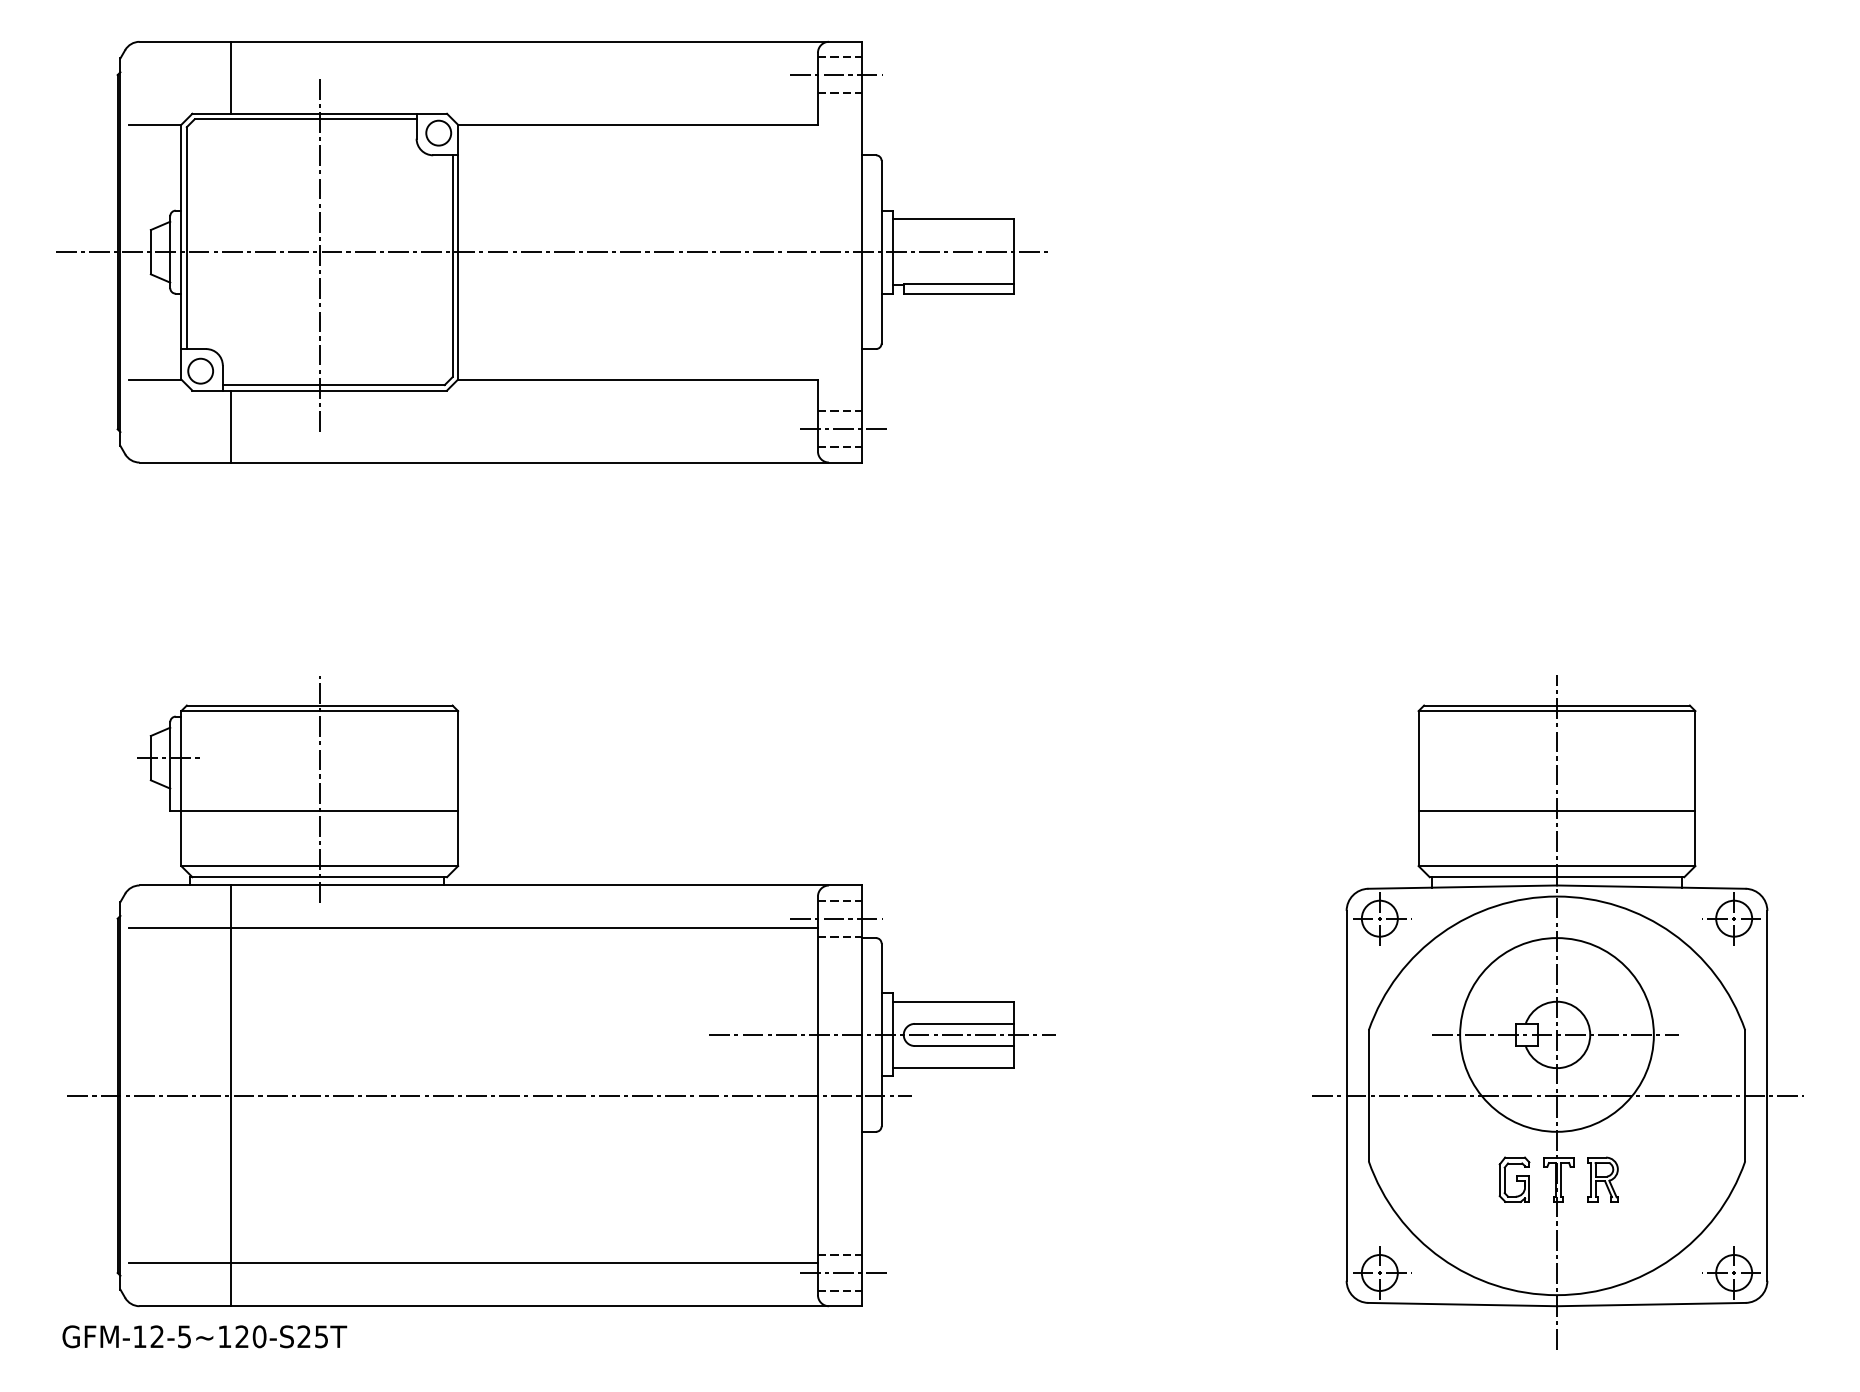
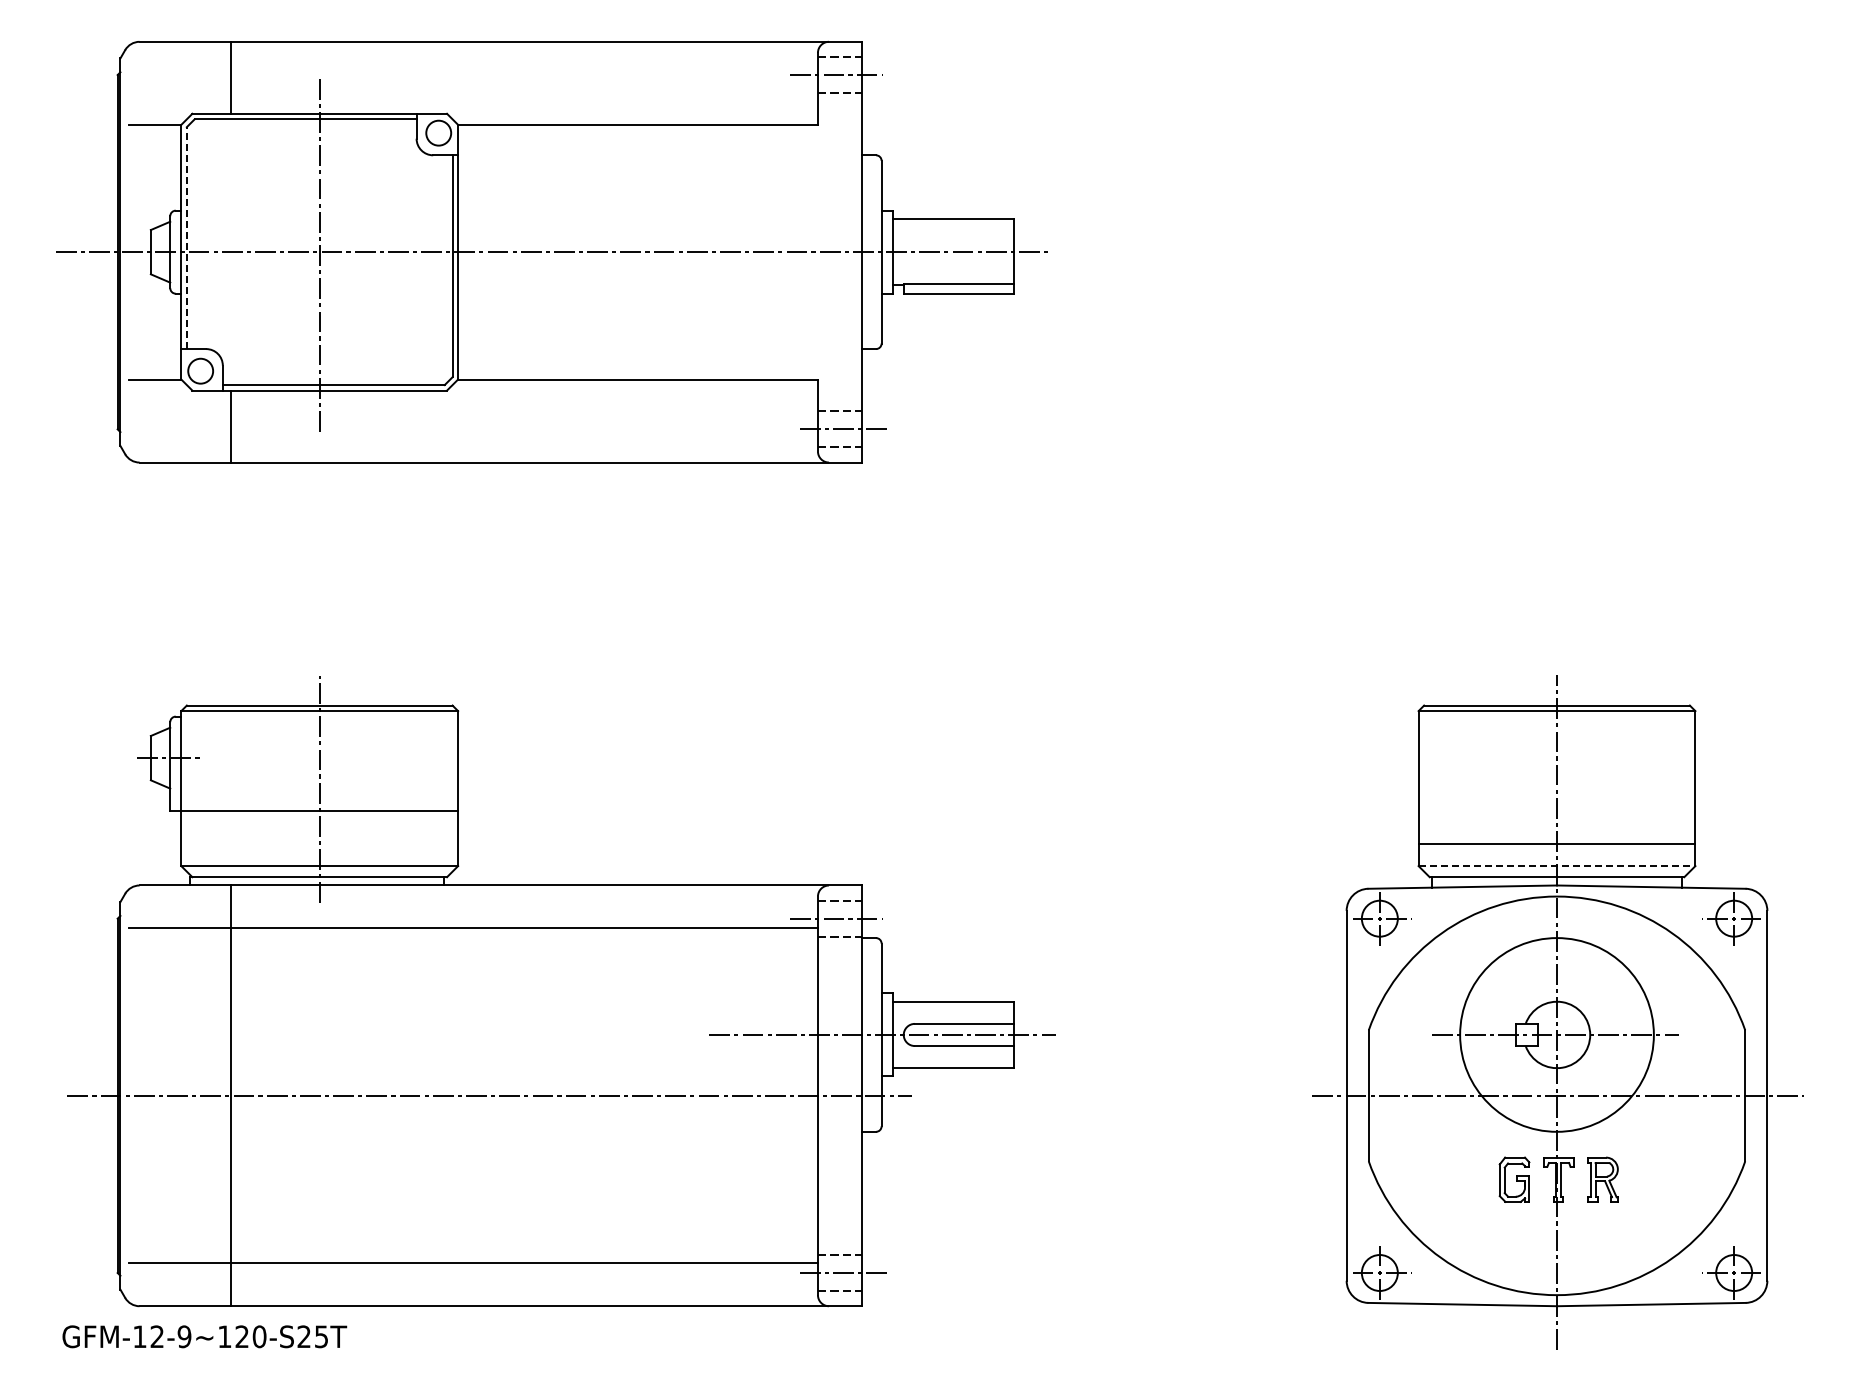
line: solid -> dashed (186, 238)
line position: (1556, 810) -> (1556, 843) (1556, 843)
line: solid -> dashed (1557, 866)
text: GFM-12-5~120-S25T -> GFM-12-9~120-S25T (184, 1336)
